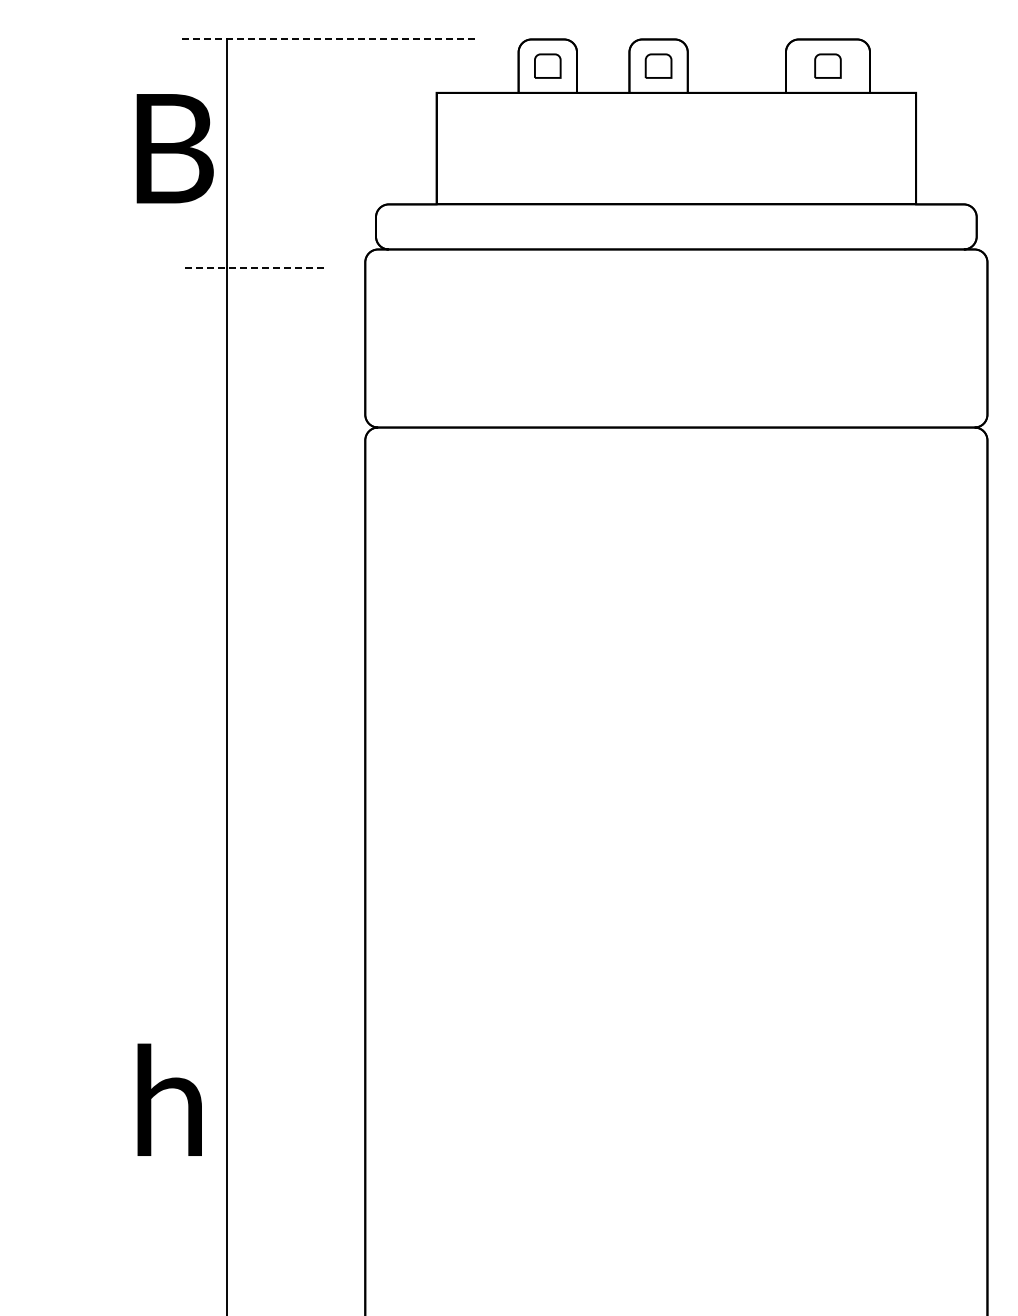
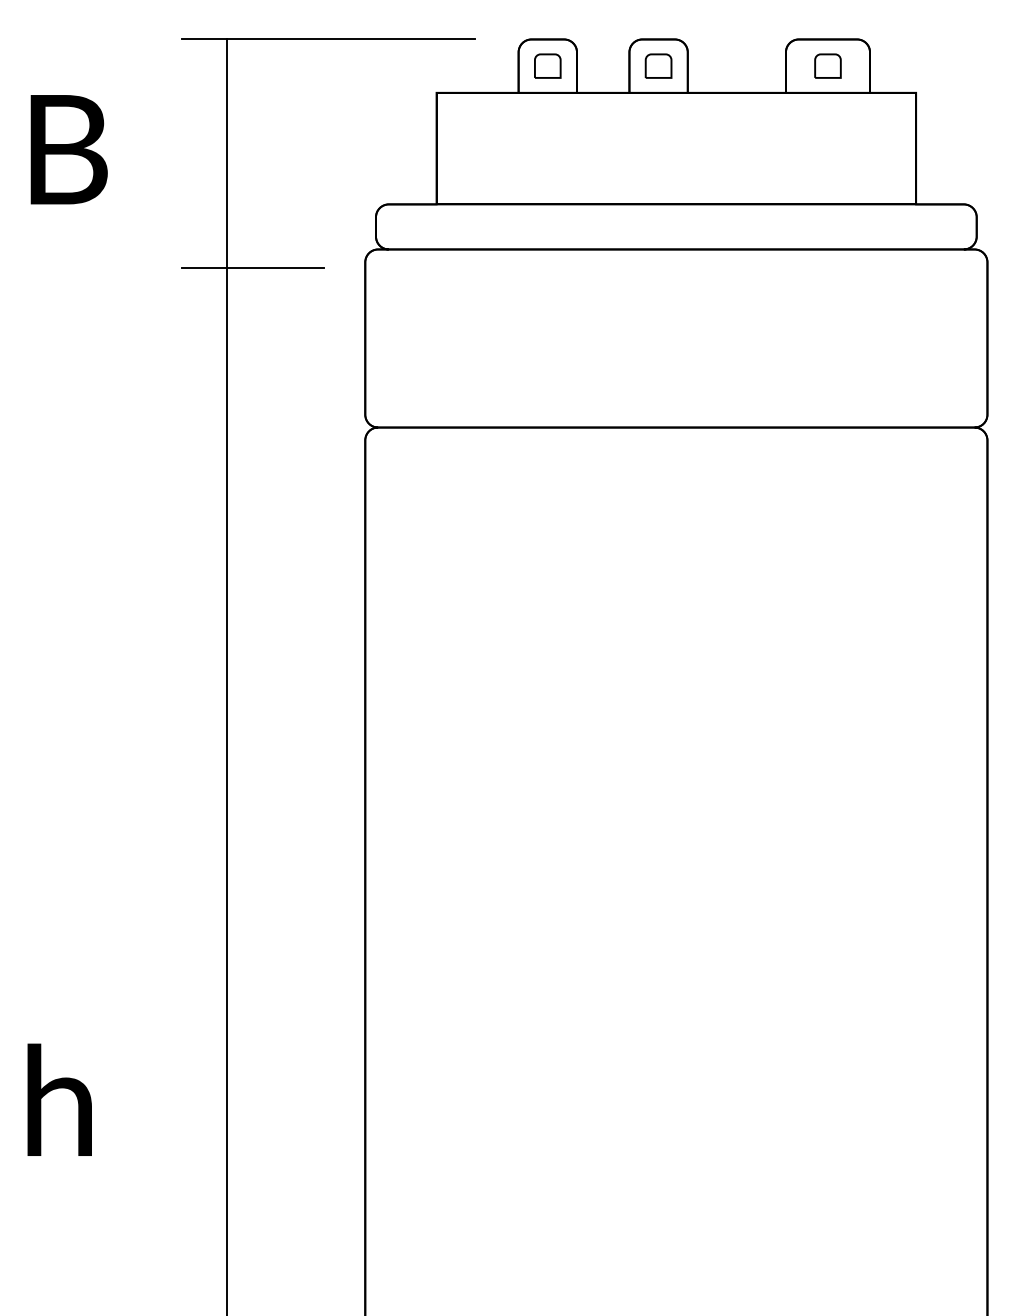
line: dashed -> solid (328, 39)
text position: (174, 148) -> (68, 149) (68, 149)
line: dashed -> solid (252, 267)
text position: (169, 1099) -> (59, 1099) (59, 1099)
